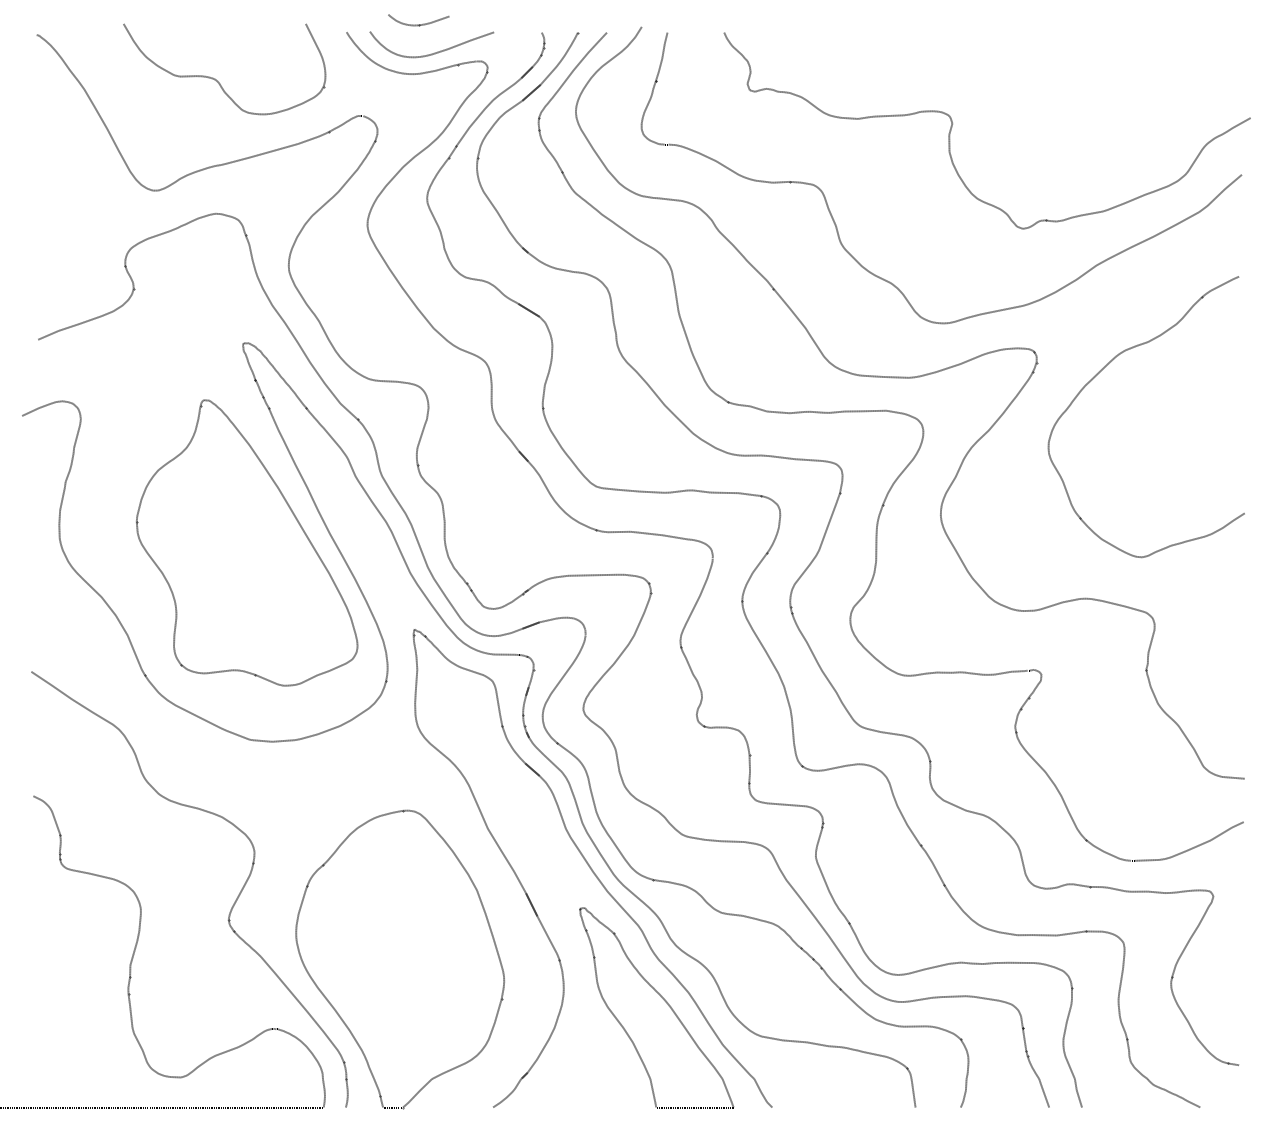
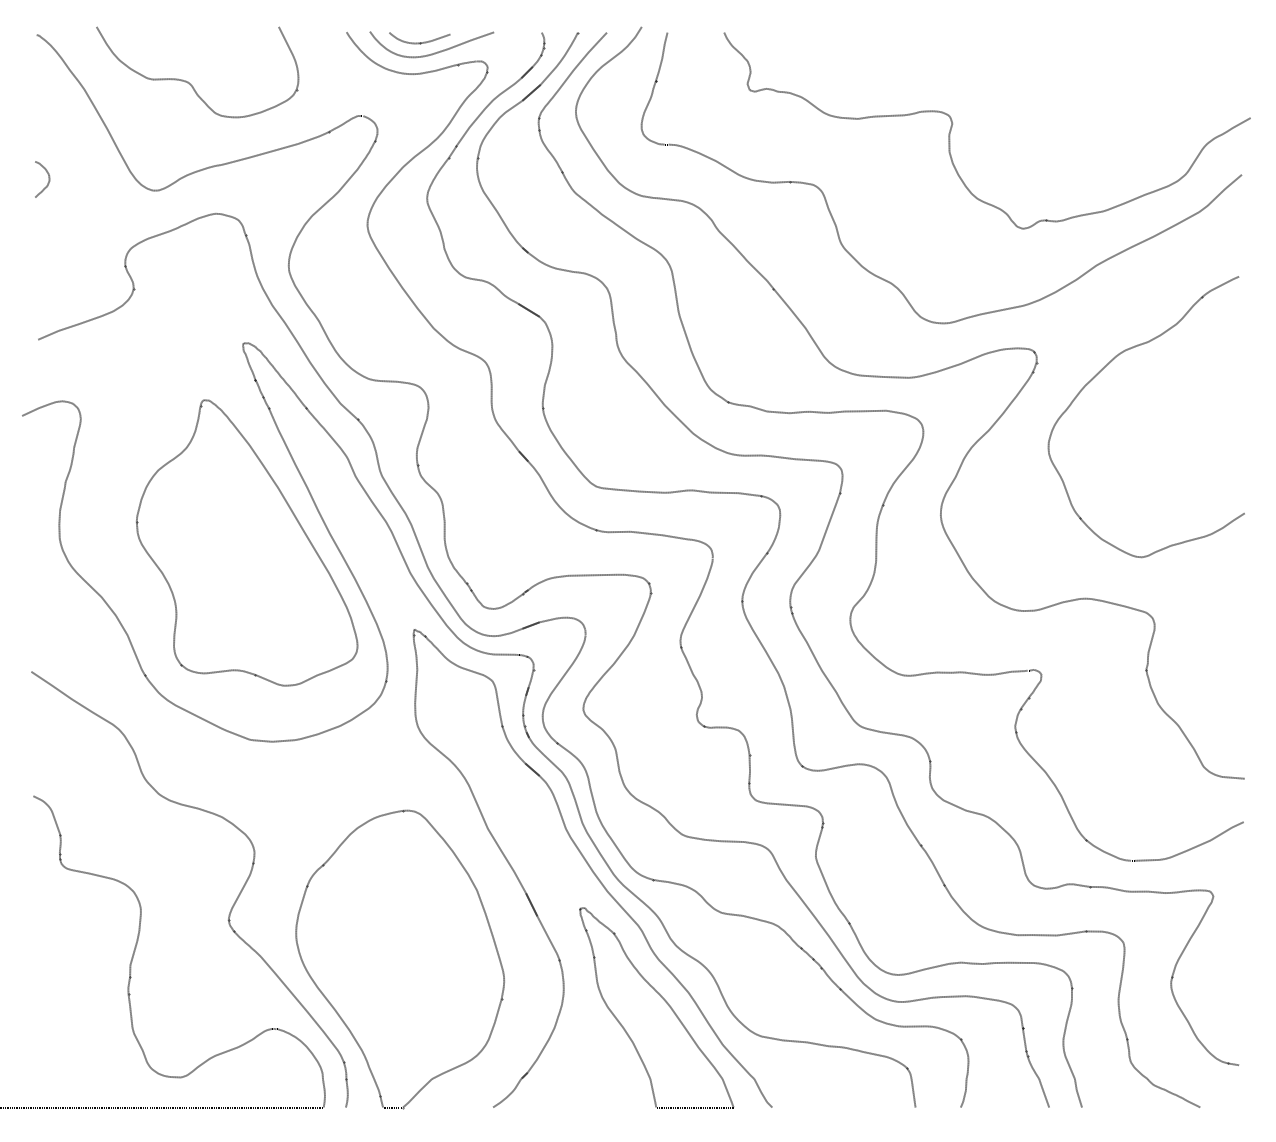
curve position: (418, 24) -> (419, 42) (419, 42)
curve position: (215, 78) -> (188, 81) (188, 81)
curve: none -> present (48, 179)
